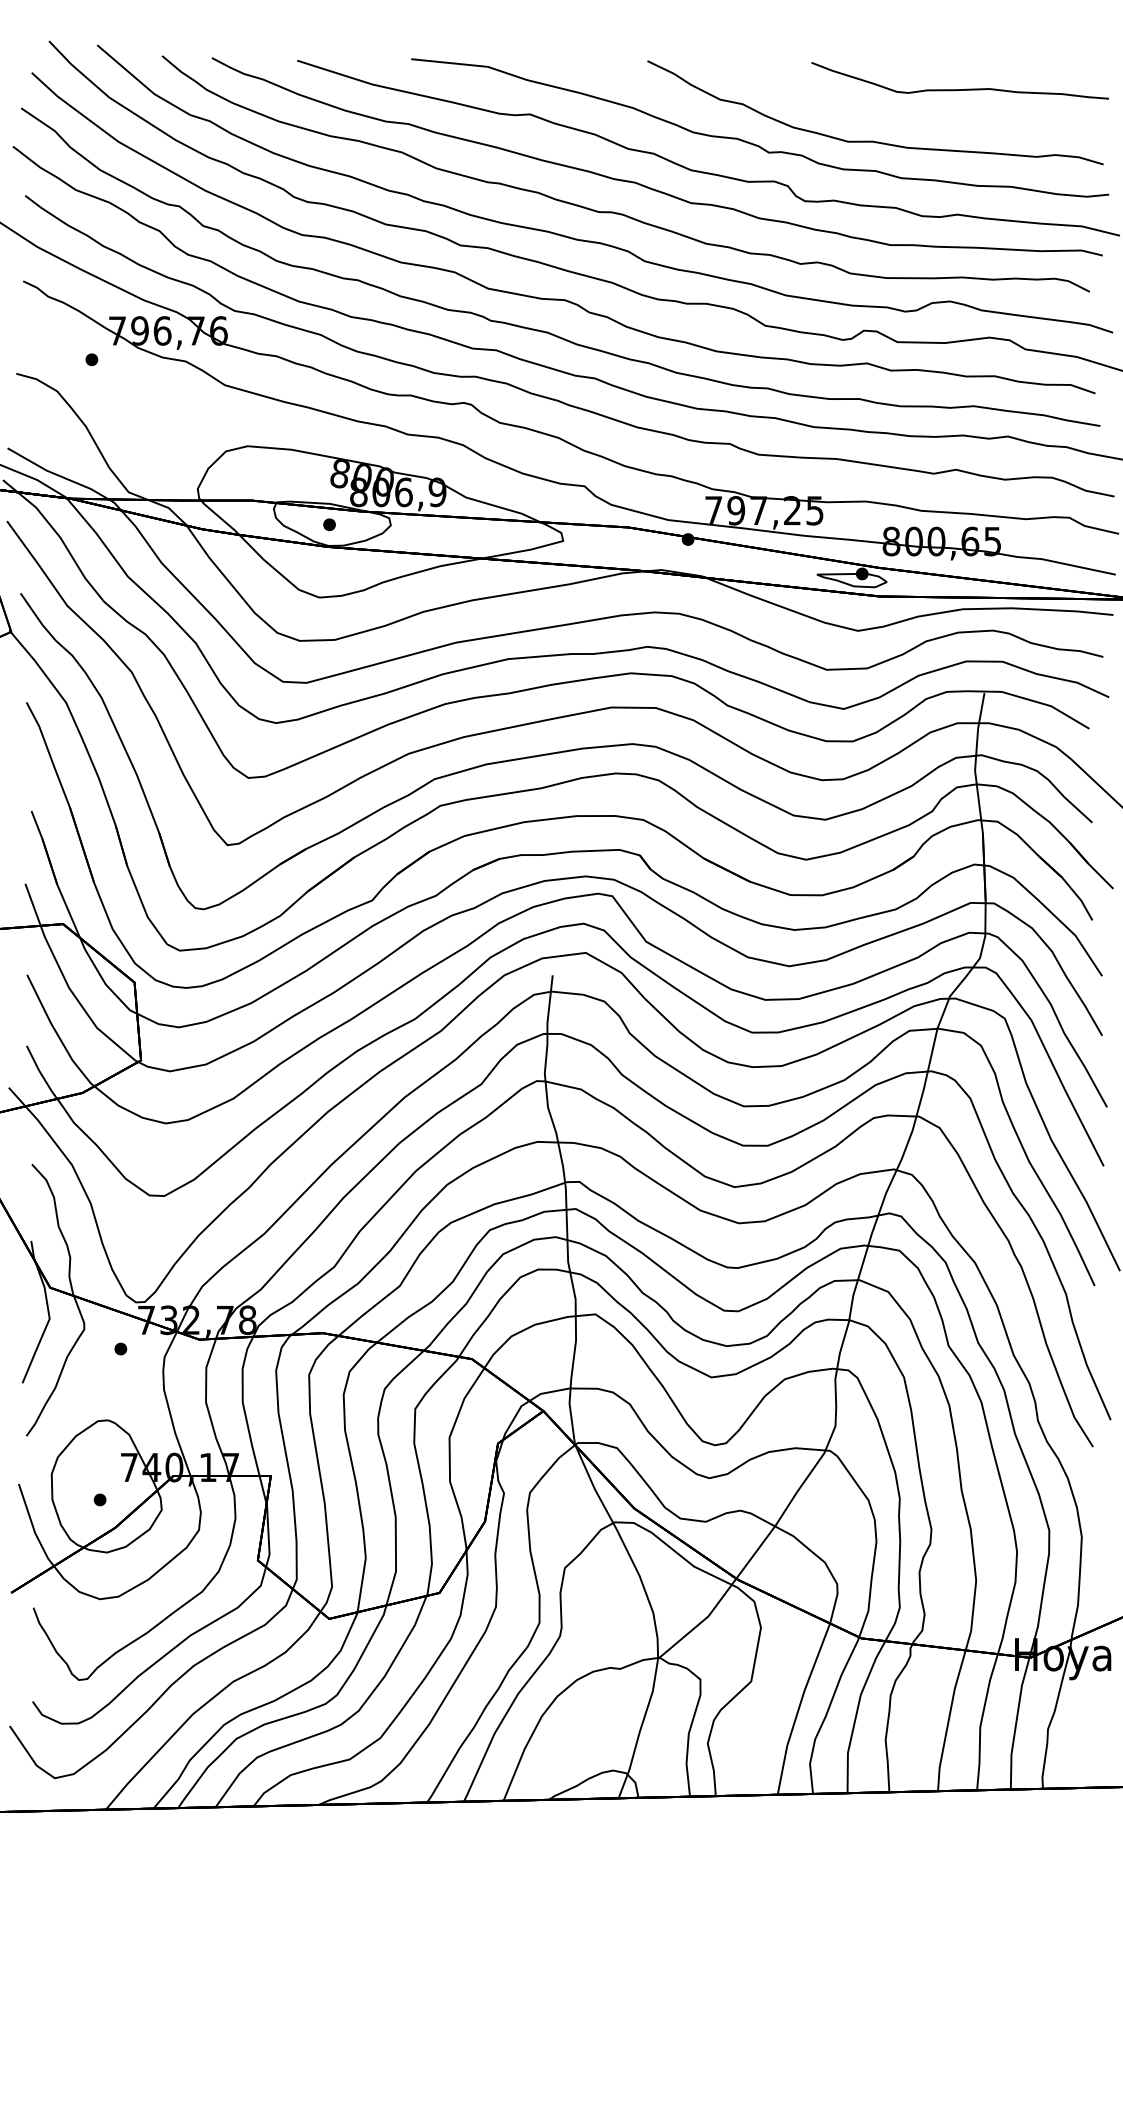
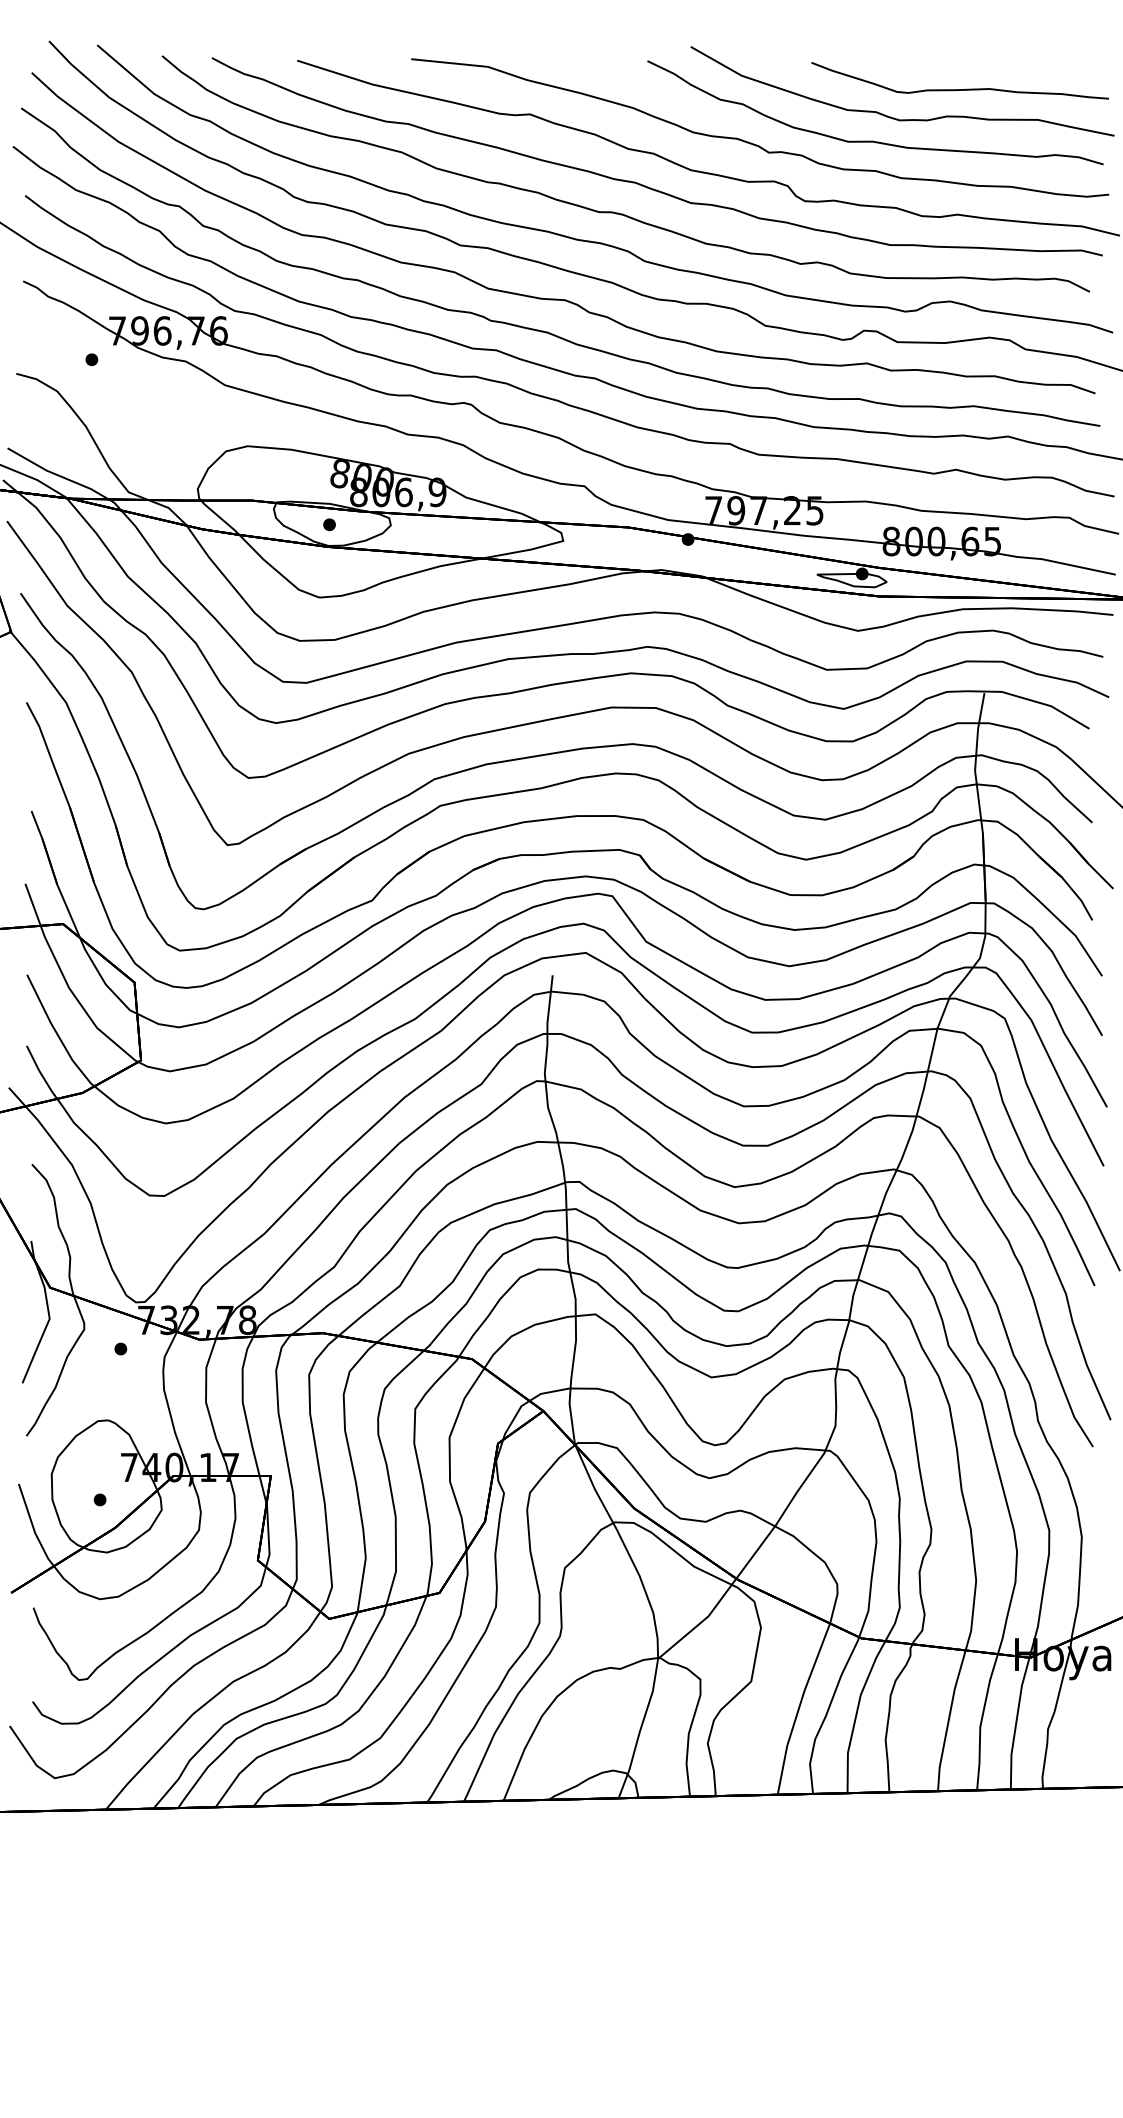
curve: none -> present (894, 117)
